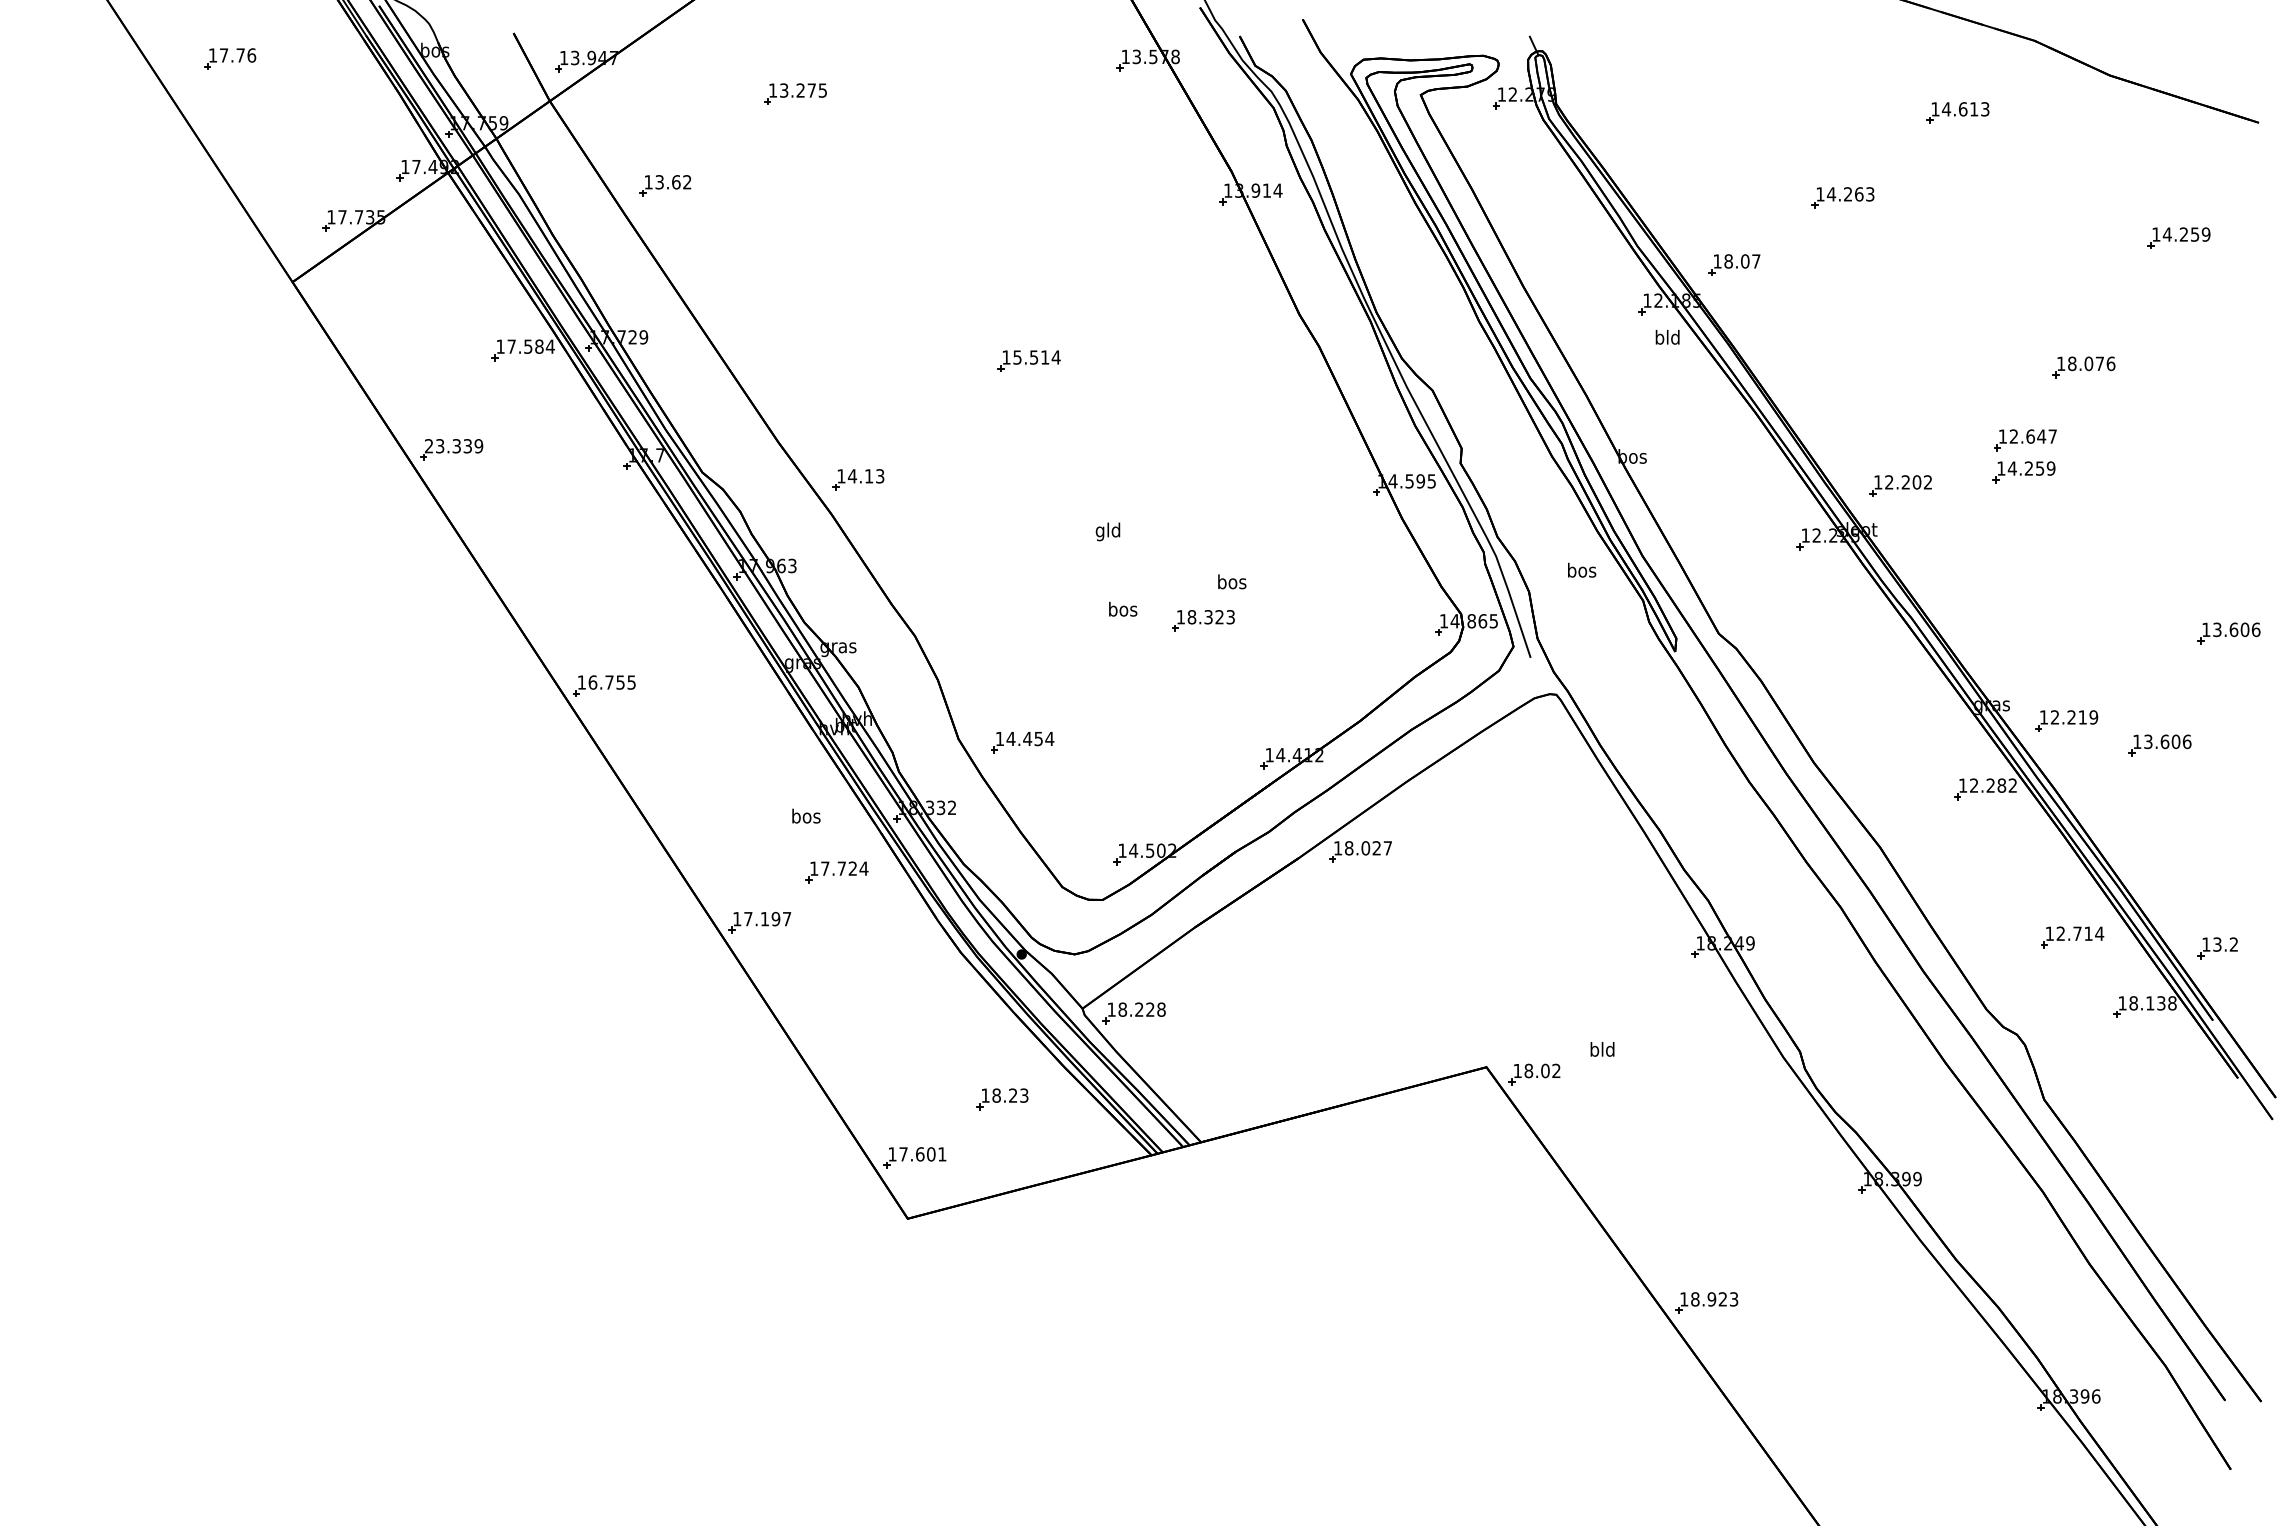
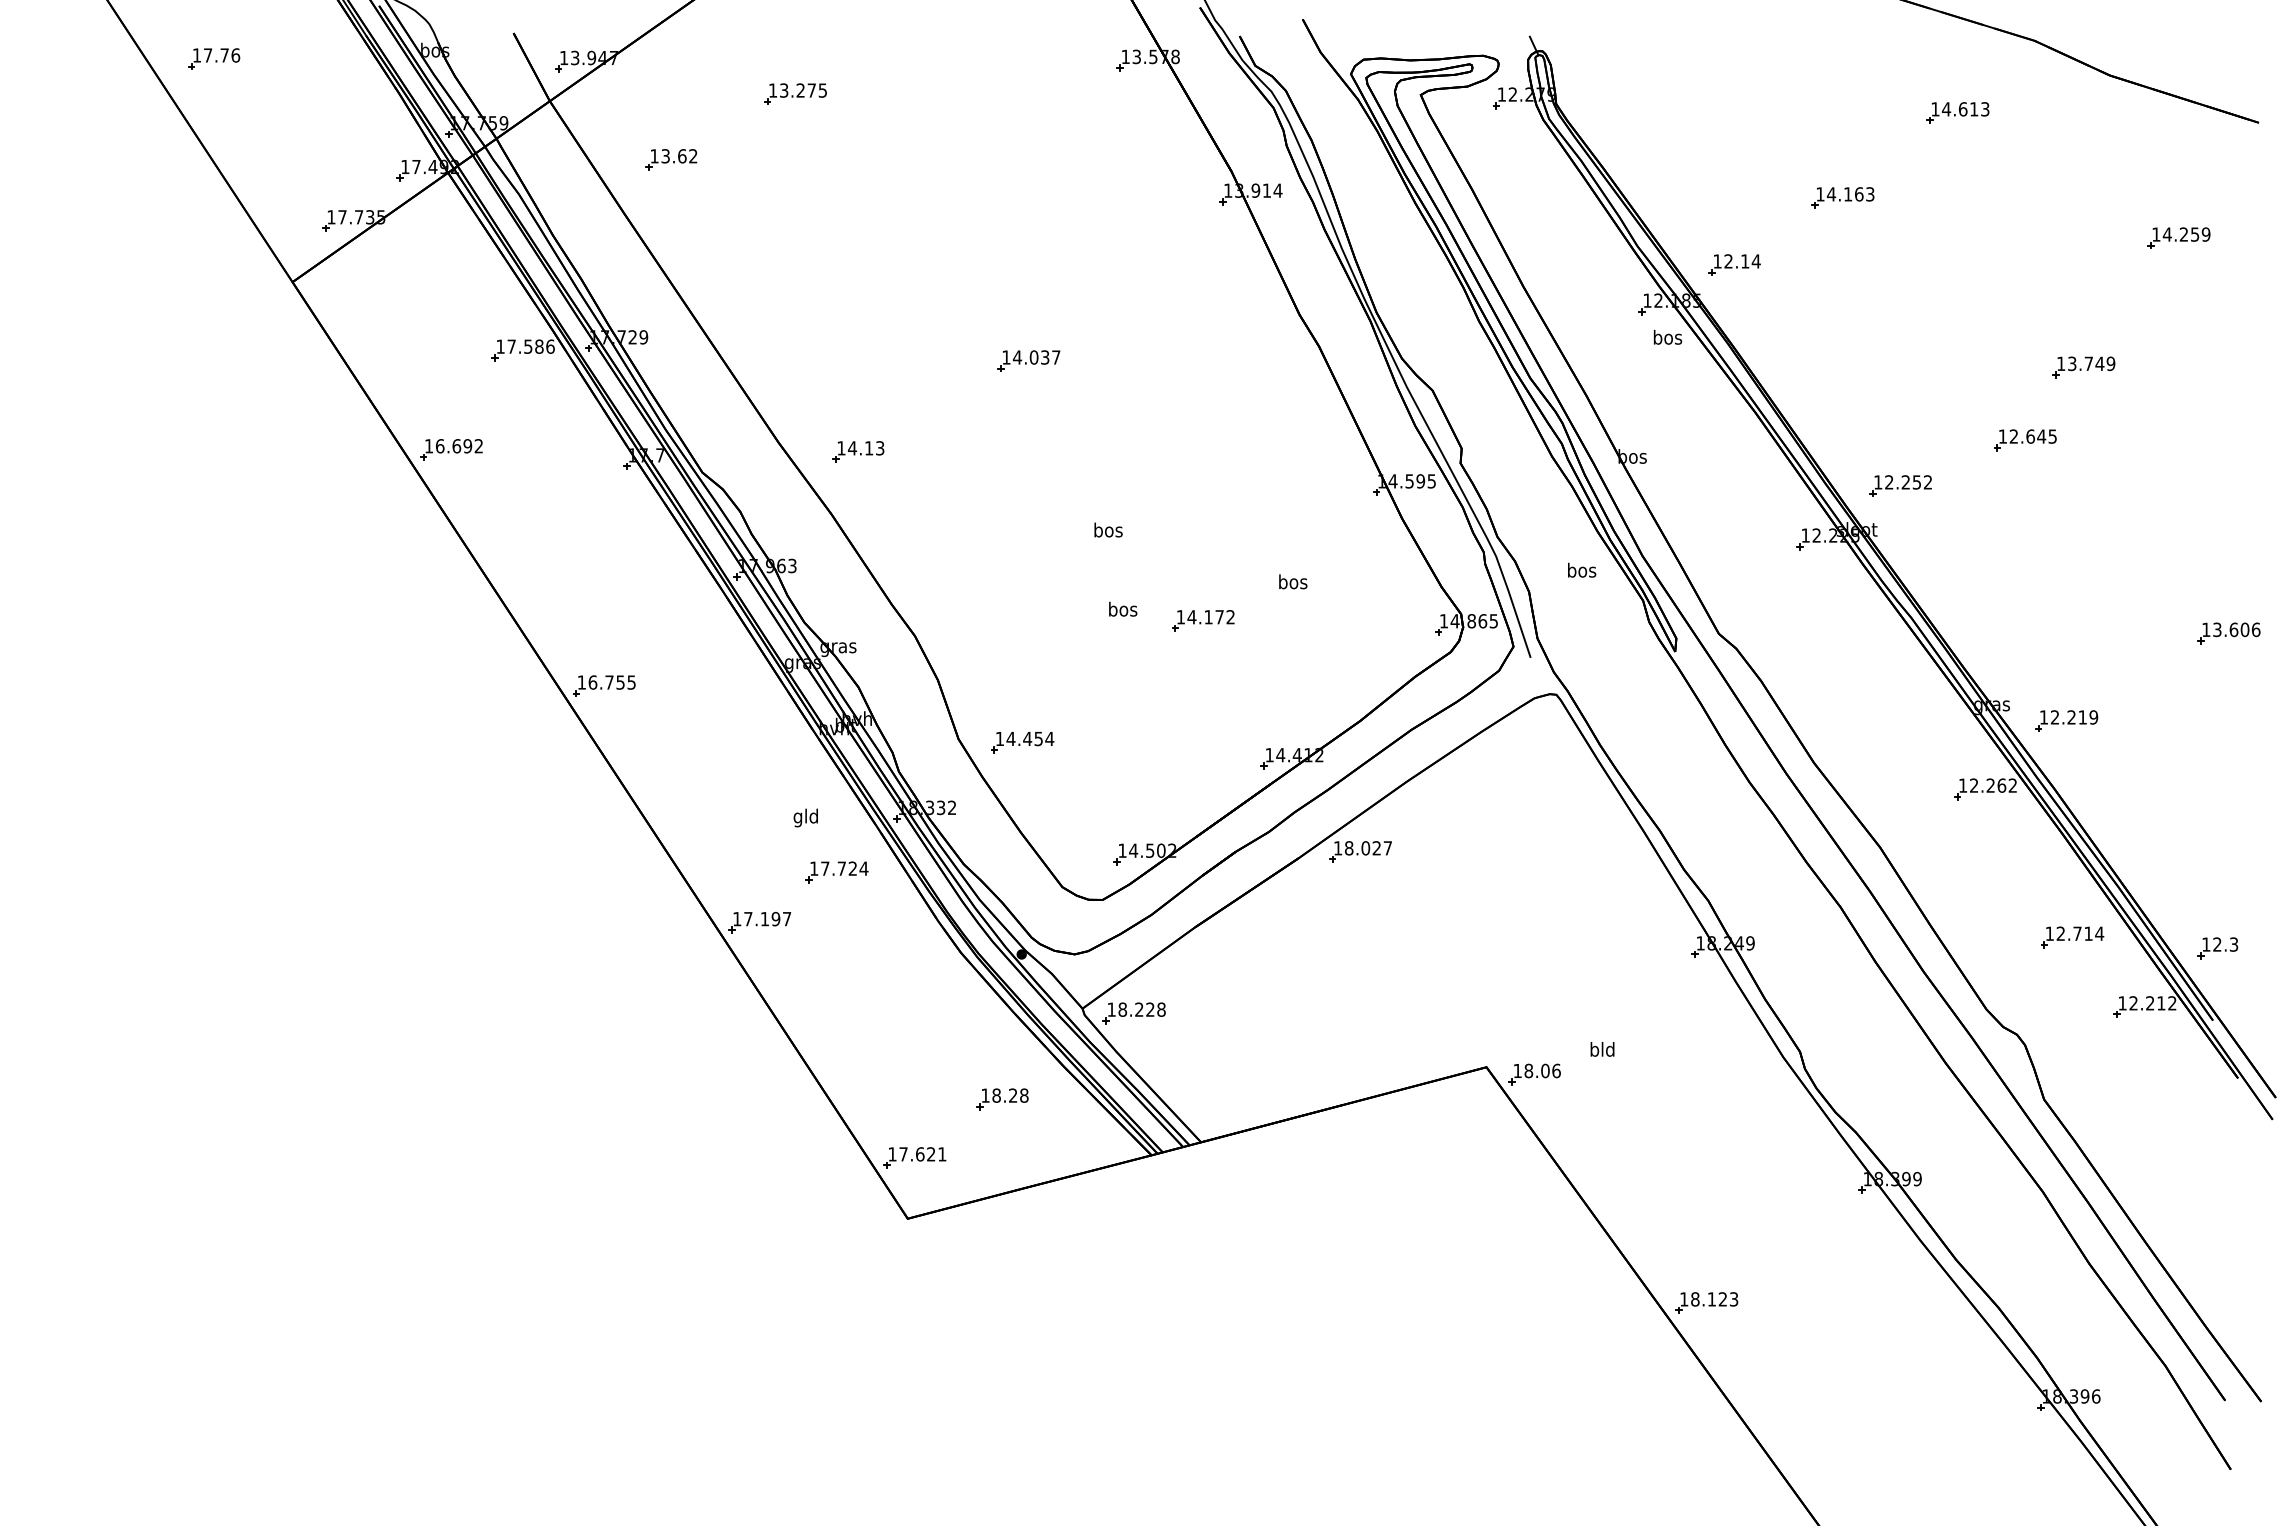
part position: (230, 58) -> (214, 58) (214, 58)
part position: (665, 185) -> (671, 159) (671, 159)
text: 14.263 -> 14.163 (1848, 194)
text: 18.07 -> 12.14 (1742, 261)
text: bld -> bos (1667, 336)
text: 17.584 -> 17.586 (549, 346)
text: 15.514 -> 14.037 (1036, 357)
text: 18.076 -> 13.749 (2091, 363)
text: 12.647 -> 12.645 (2052, 436)
text: 23.339 -> 16.692 (453, 446)
part: present -> none (2023, 471)
part position: (858, 479) -> (858, 451) (858, 451)
text: 12.202 -> 12.252 (1916, 482)
text: gld -> bos (1108, 531)
text position: (1232, 581) -> (1293, 581) (1293, 581)
text: 18.323 -> 14.172 (1210, 617)
part: present -> none (2159, 745)
text: 12.282 -> 12.262 (2001, 785)
text: bos -> gld (806, 817)
text: 13.2 -> 12.3 (2225, 944)
text: 18.138 -> 12.212 (2152, 1003)
text: 18.02 -> 18.06 (1556, 1070)
text: 18.23 -> 18.28 (1024, 1095)
text: 17.601 -> 17.621 (931, 1154)
text: 18.923 -> 18.123 (1711, 1299)
